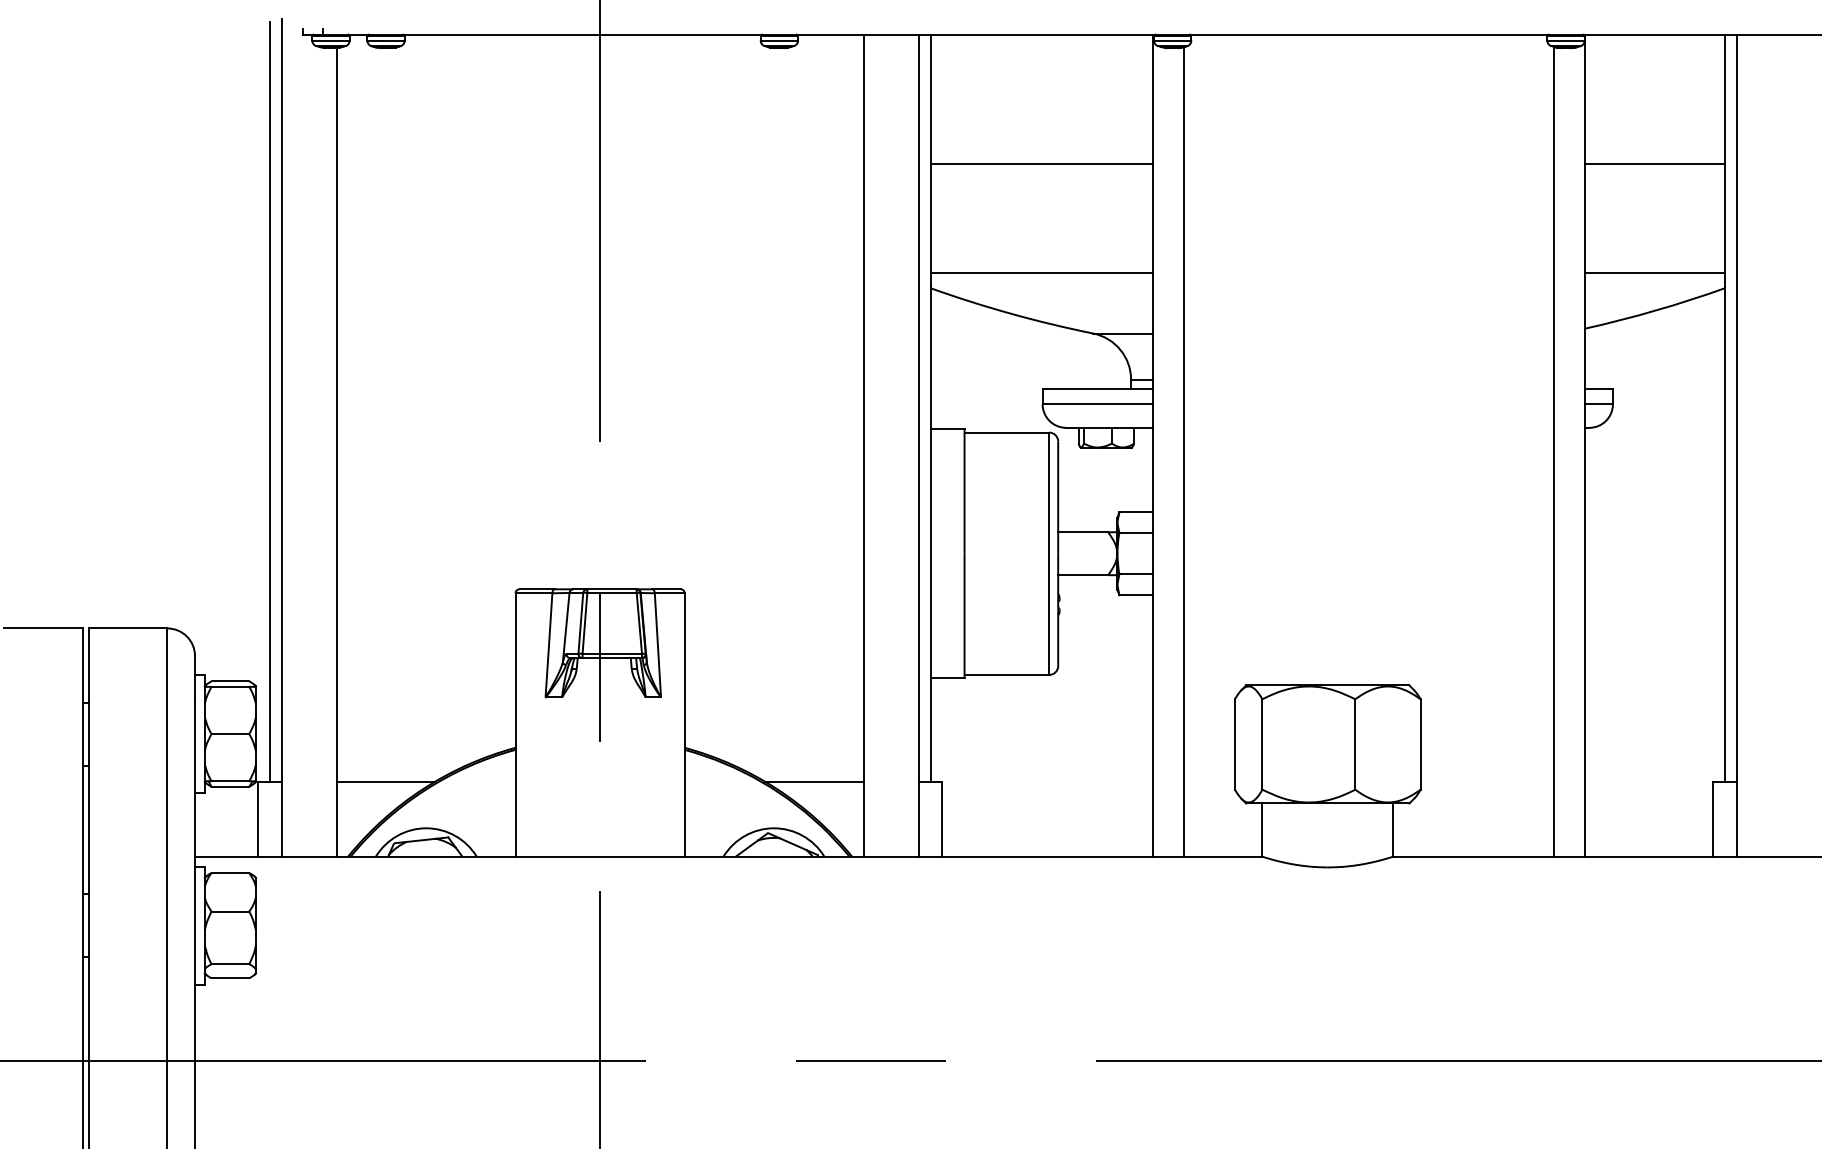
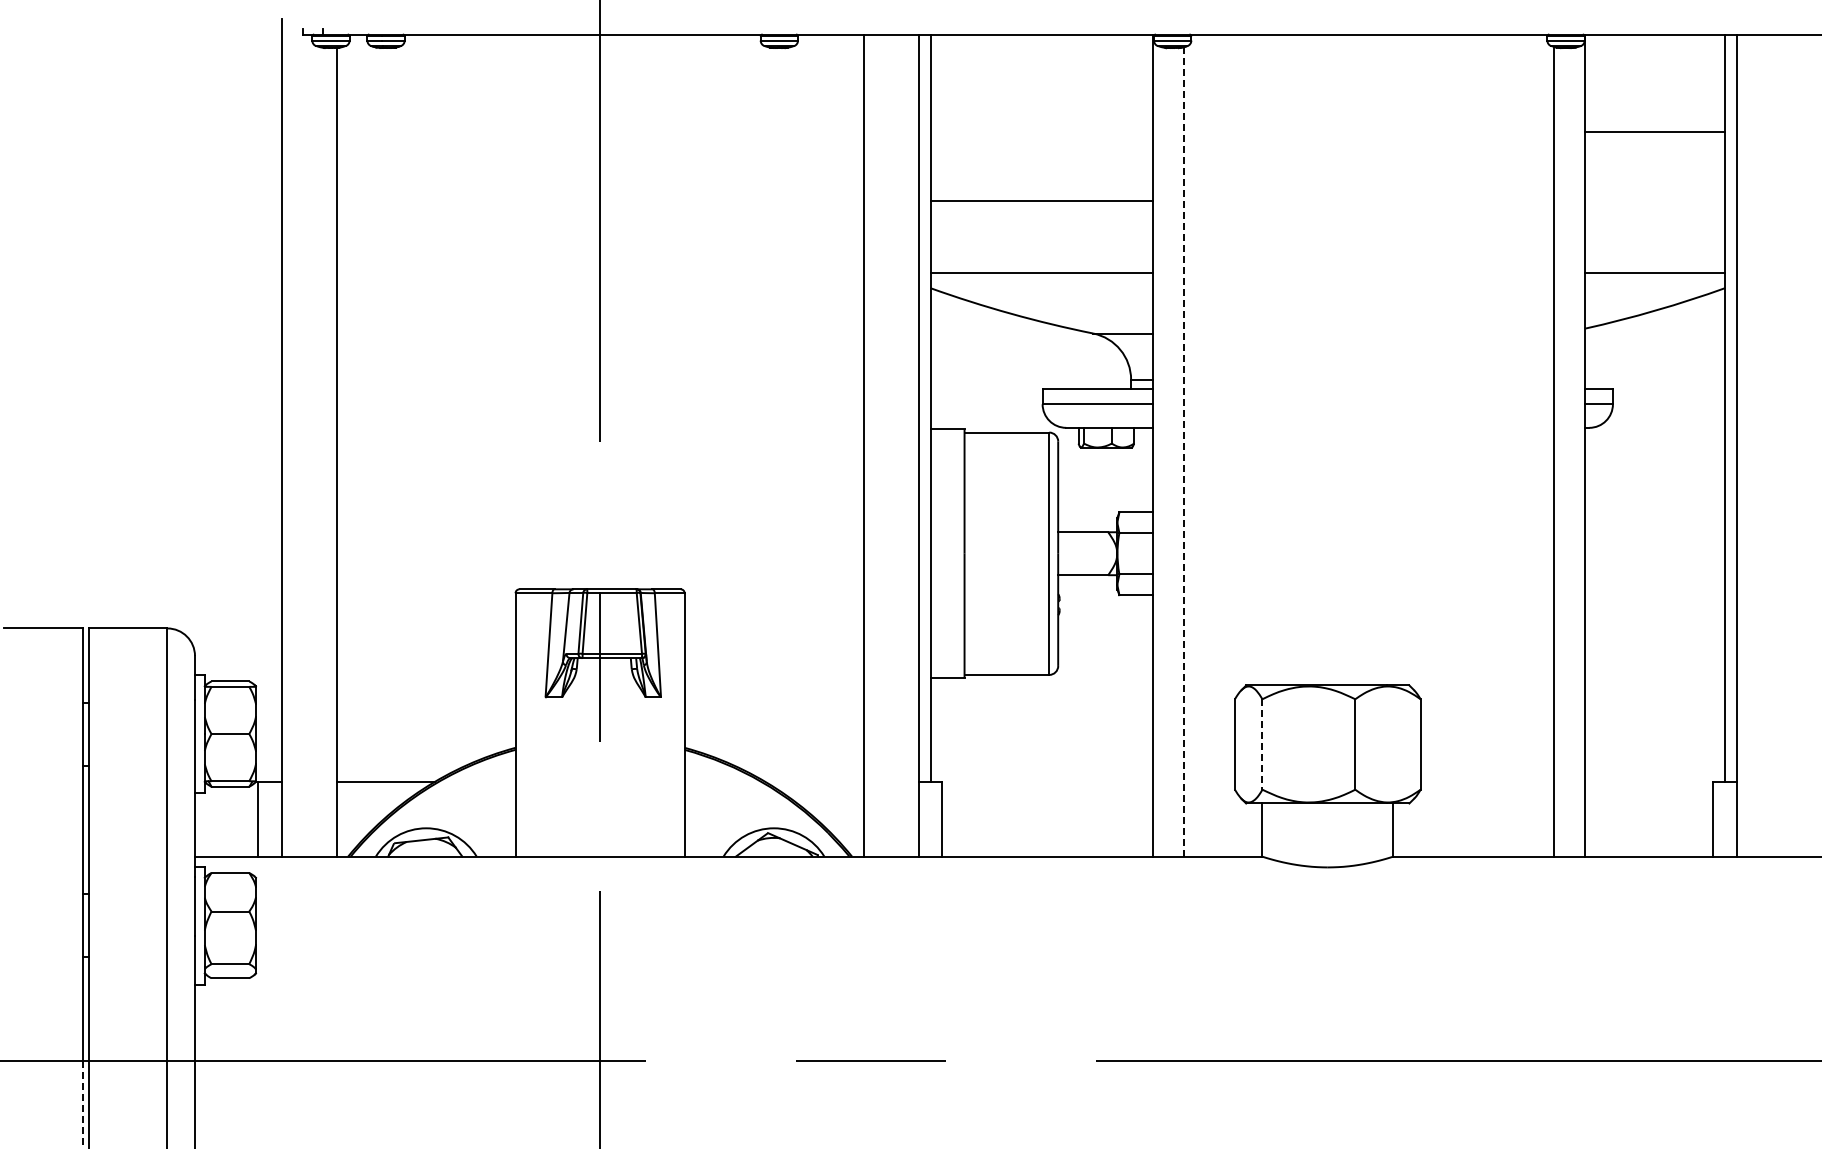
line position: (1041, 163) -> (1041, 200) (1041, 200)
line position: (1655, 163) -> (1655, 131) (1655, 131)
line: present -> none (269, 401)
line: solid -> dashed (1184, 451)
line: solid -> dashed (1262, 744)
line: present -> none (814, 781)
line: solid -> dashed (82, 1105)
